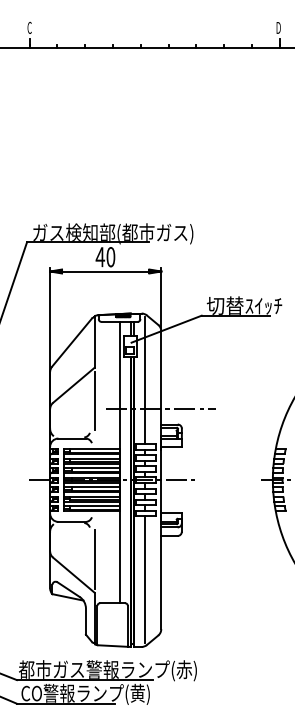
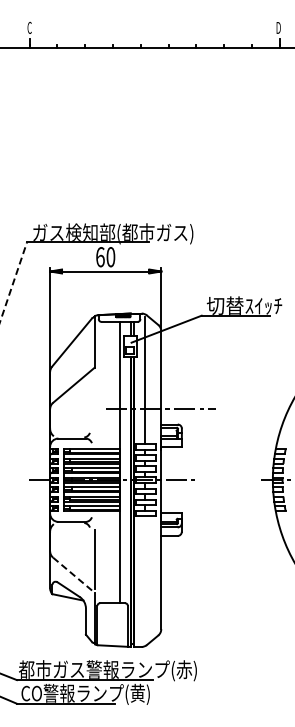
text: 40 -> 60 (100, 257)
line: solid -> dashed (13, 282)
line: present -> none (94, 400)
line: solid -> dashed (74, 575)
line: present -> none (144, 579)
